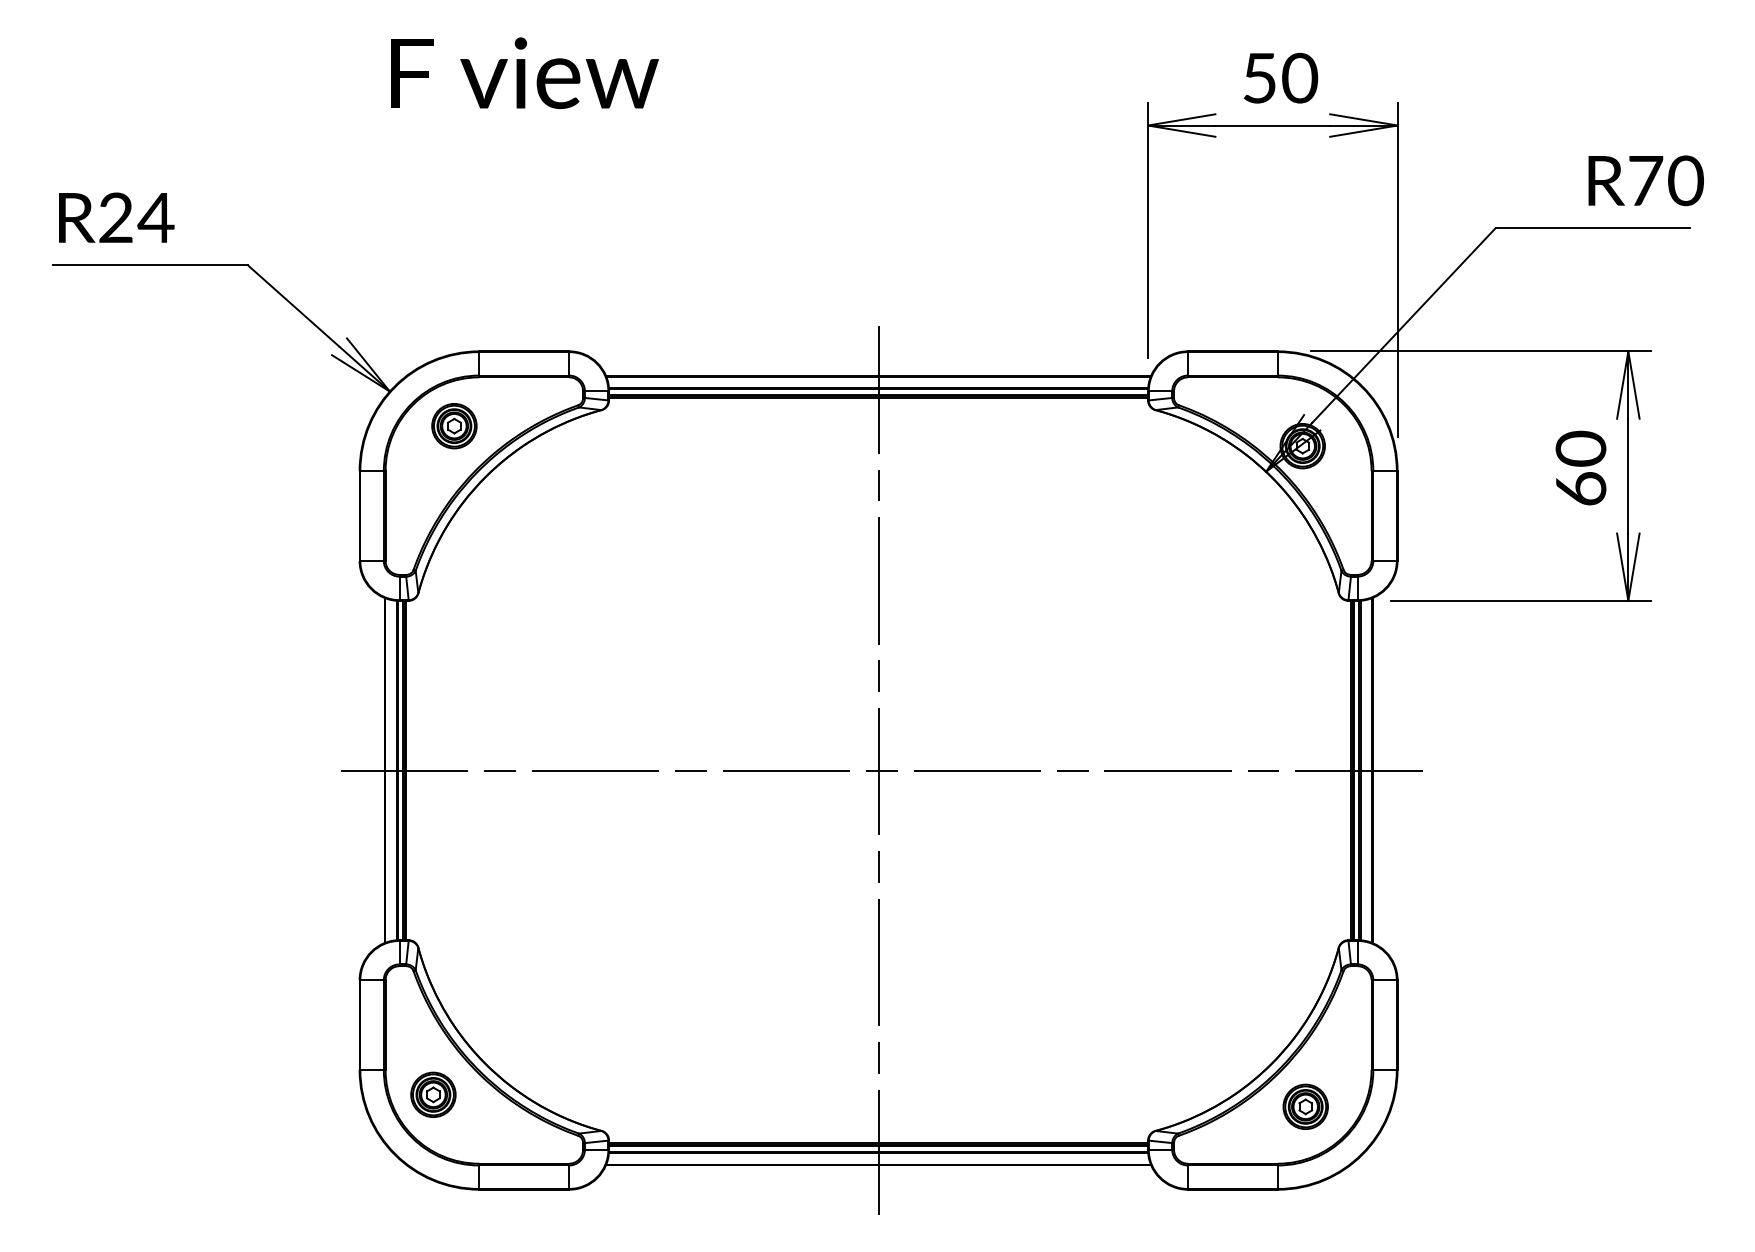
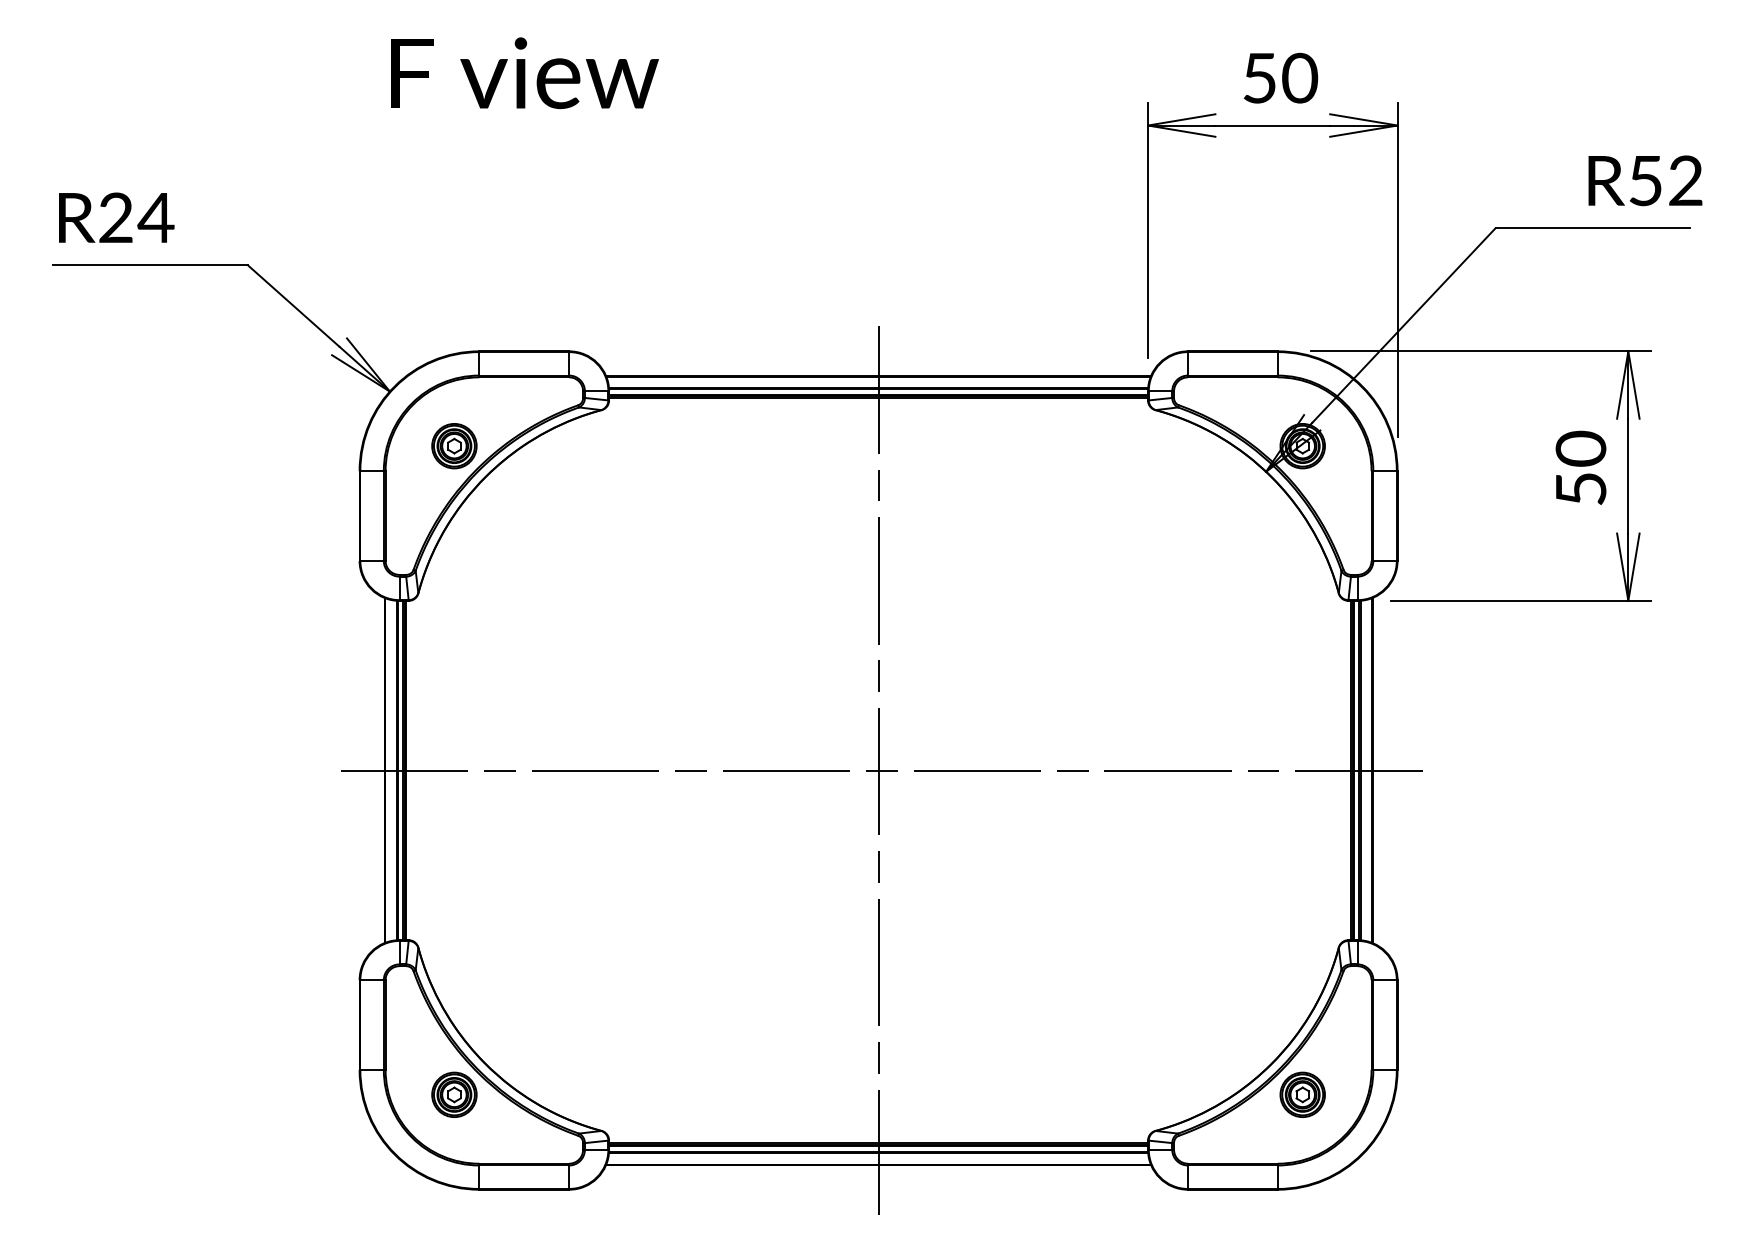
text: R70 -> R52 (1666, 180)
part position: (454, 426) -> (454, 446) (454, 446)
text: 60 -> 50 (1581, 488)
part position: (433, 1094) -> (454, 1094) (454, 1094)
part position: (1305, 1106) -> (1302, 1094) (1302, 1094)
